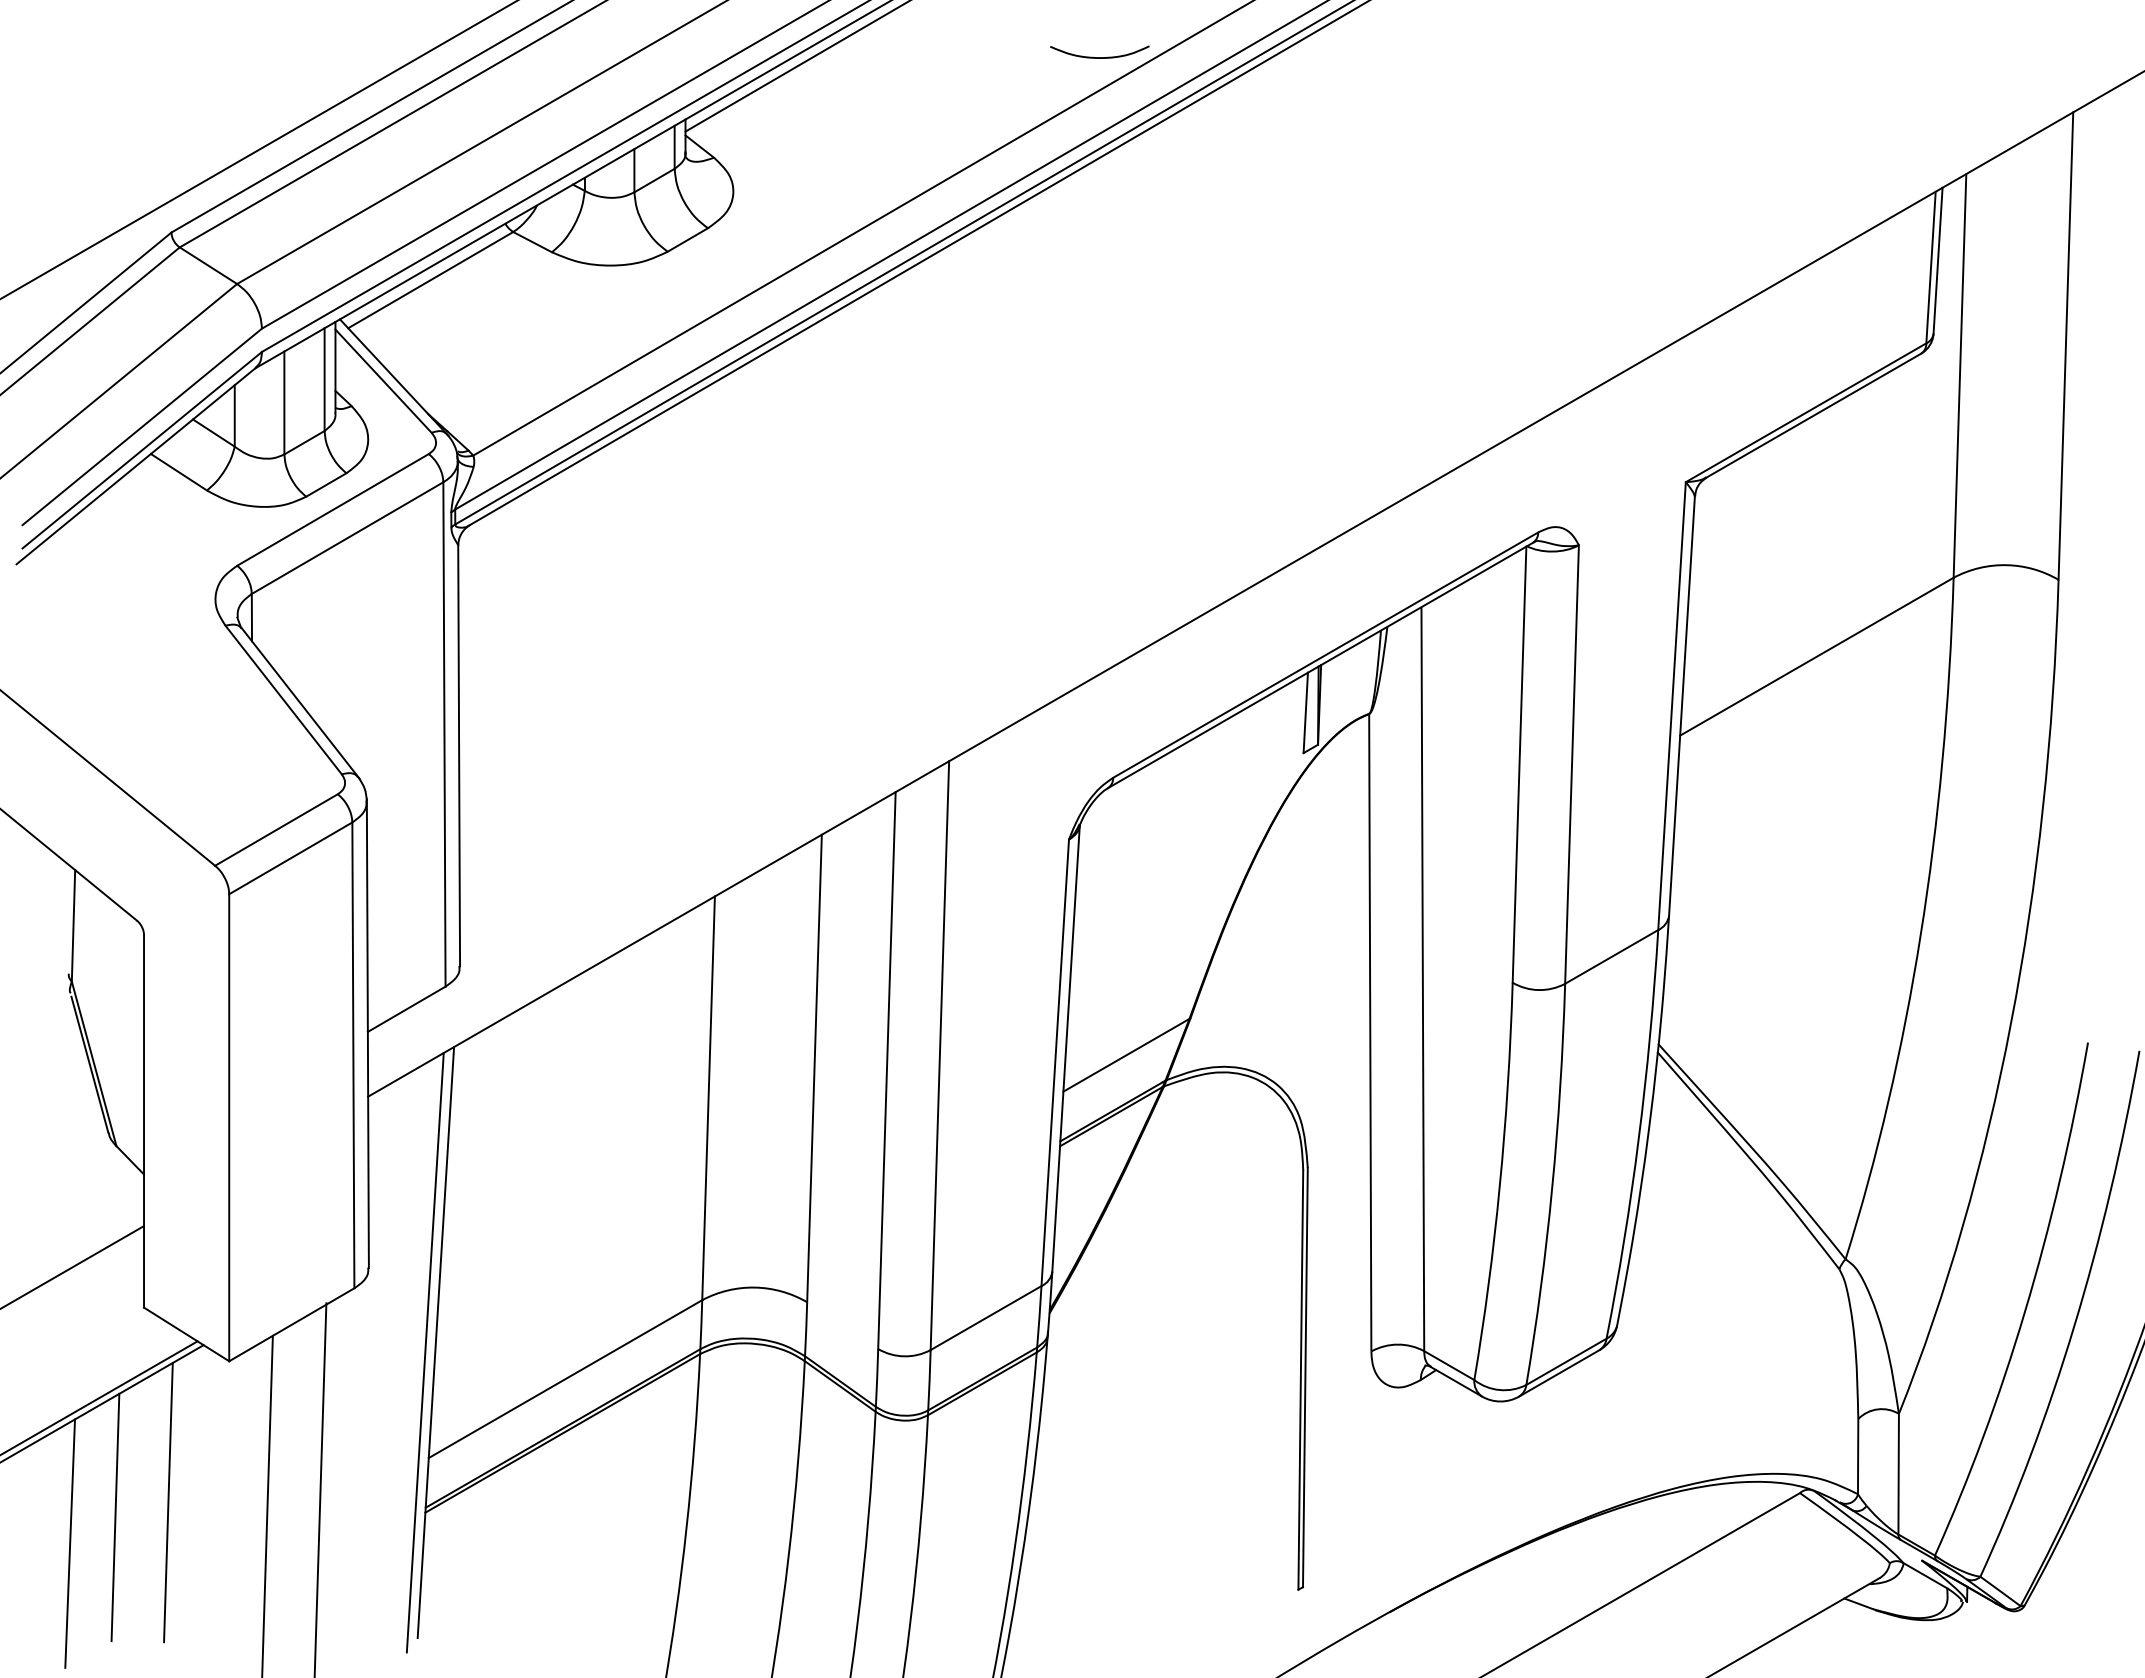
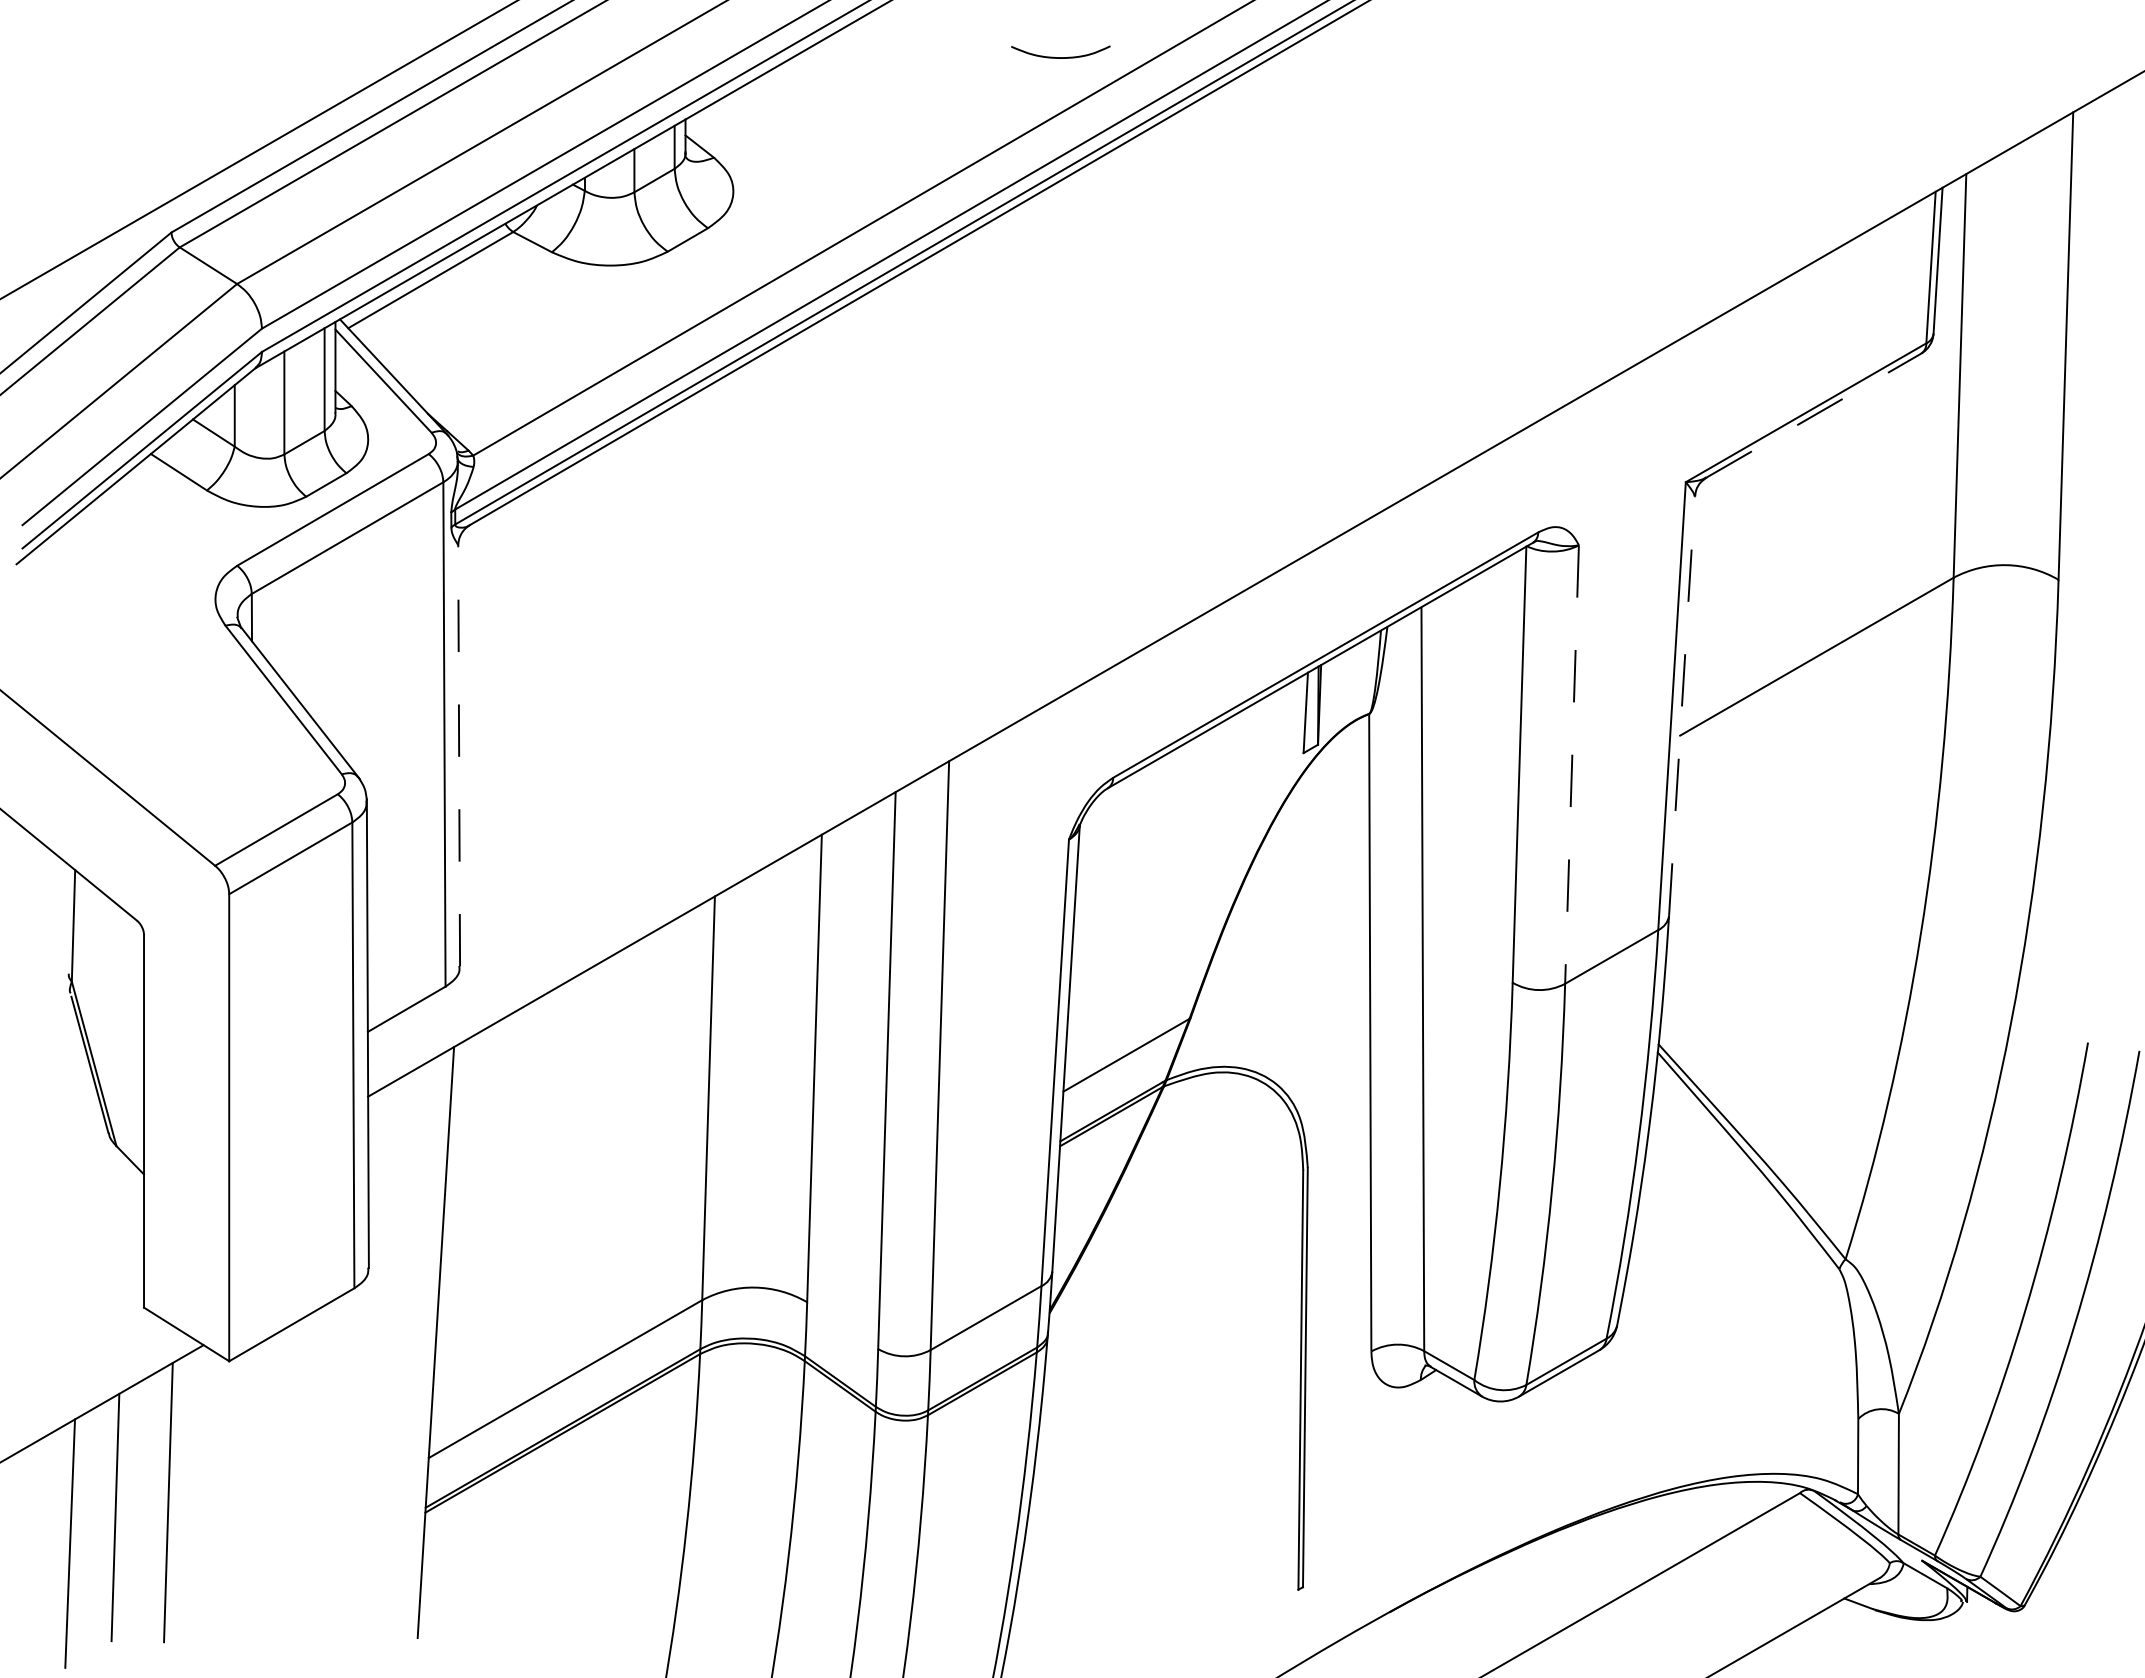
curve position: (1099, 57) -> (1060, 57) (1060, 57)
line: present -> none (795, 66)
line: solid -> dashed (1813, 415)
line: solid -> dashed (1682, 706)
line: solid -> dashed (459, 755)
line: solid -> dashed (1572, 765)
line: present -> none (73, 1266)
line: present -> none (424, 1352)
line: present -> none (99, 1397)
line: present -> none (320, 1488)
line: present -> none (267, 1504)
